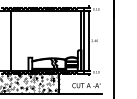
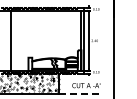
line: solid -> dashed (80, 93)
